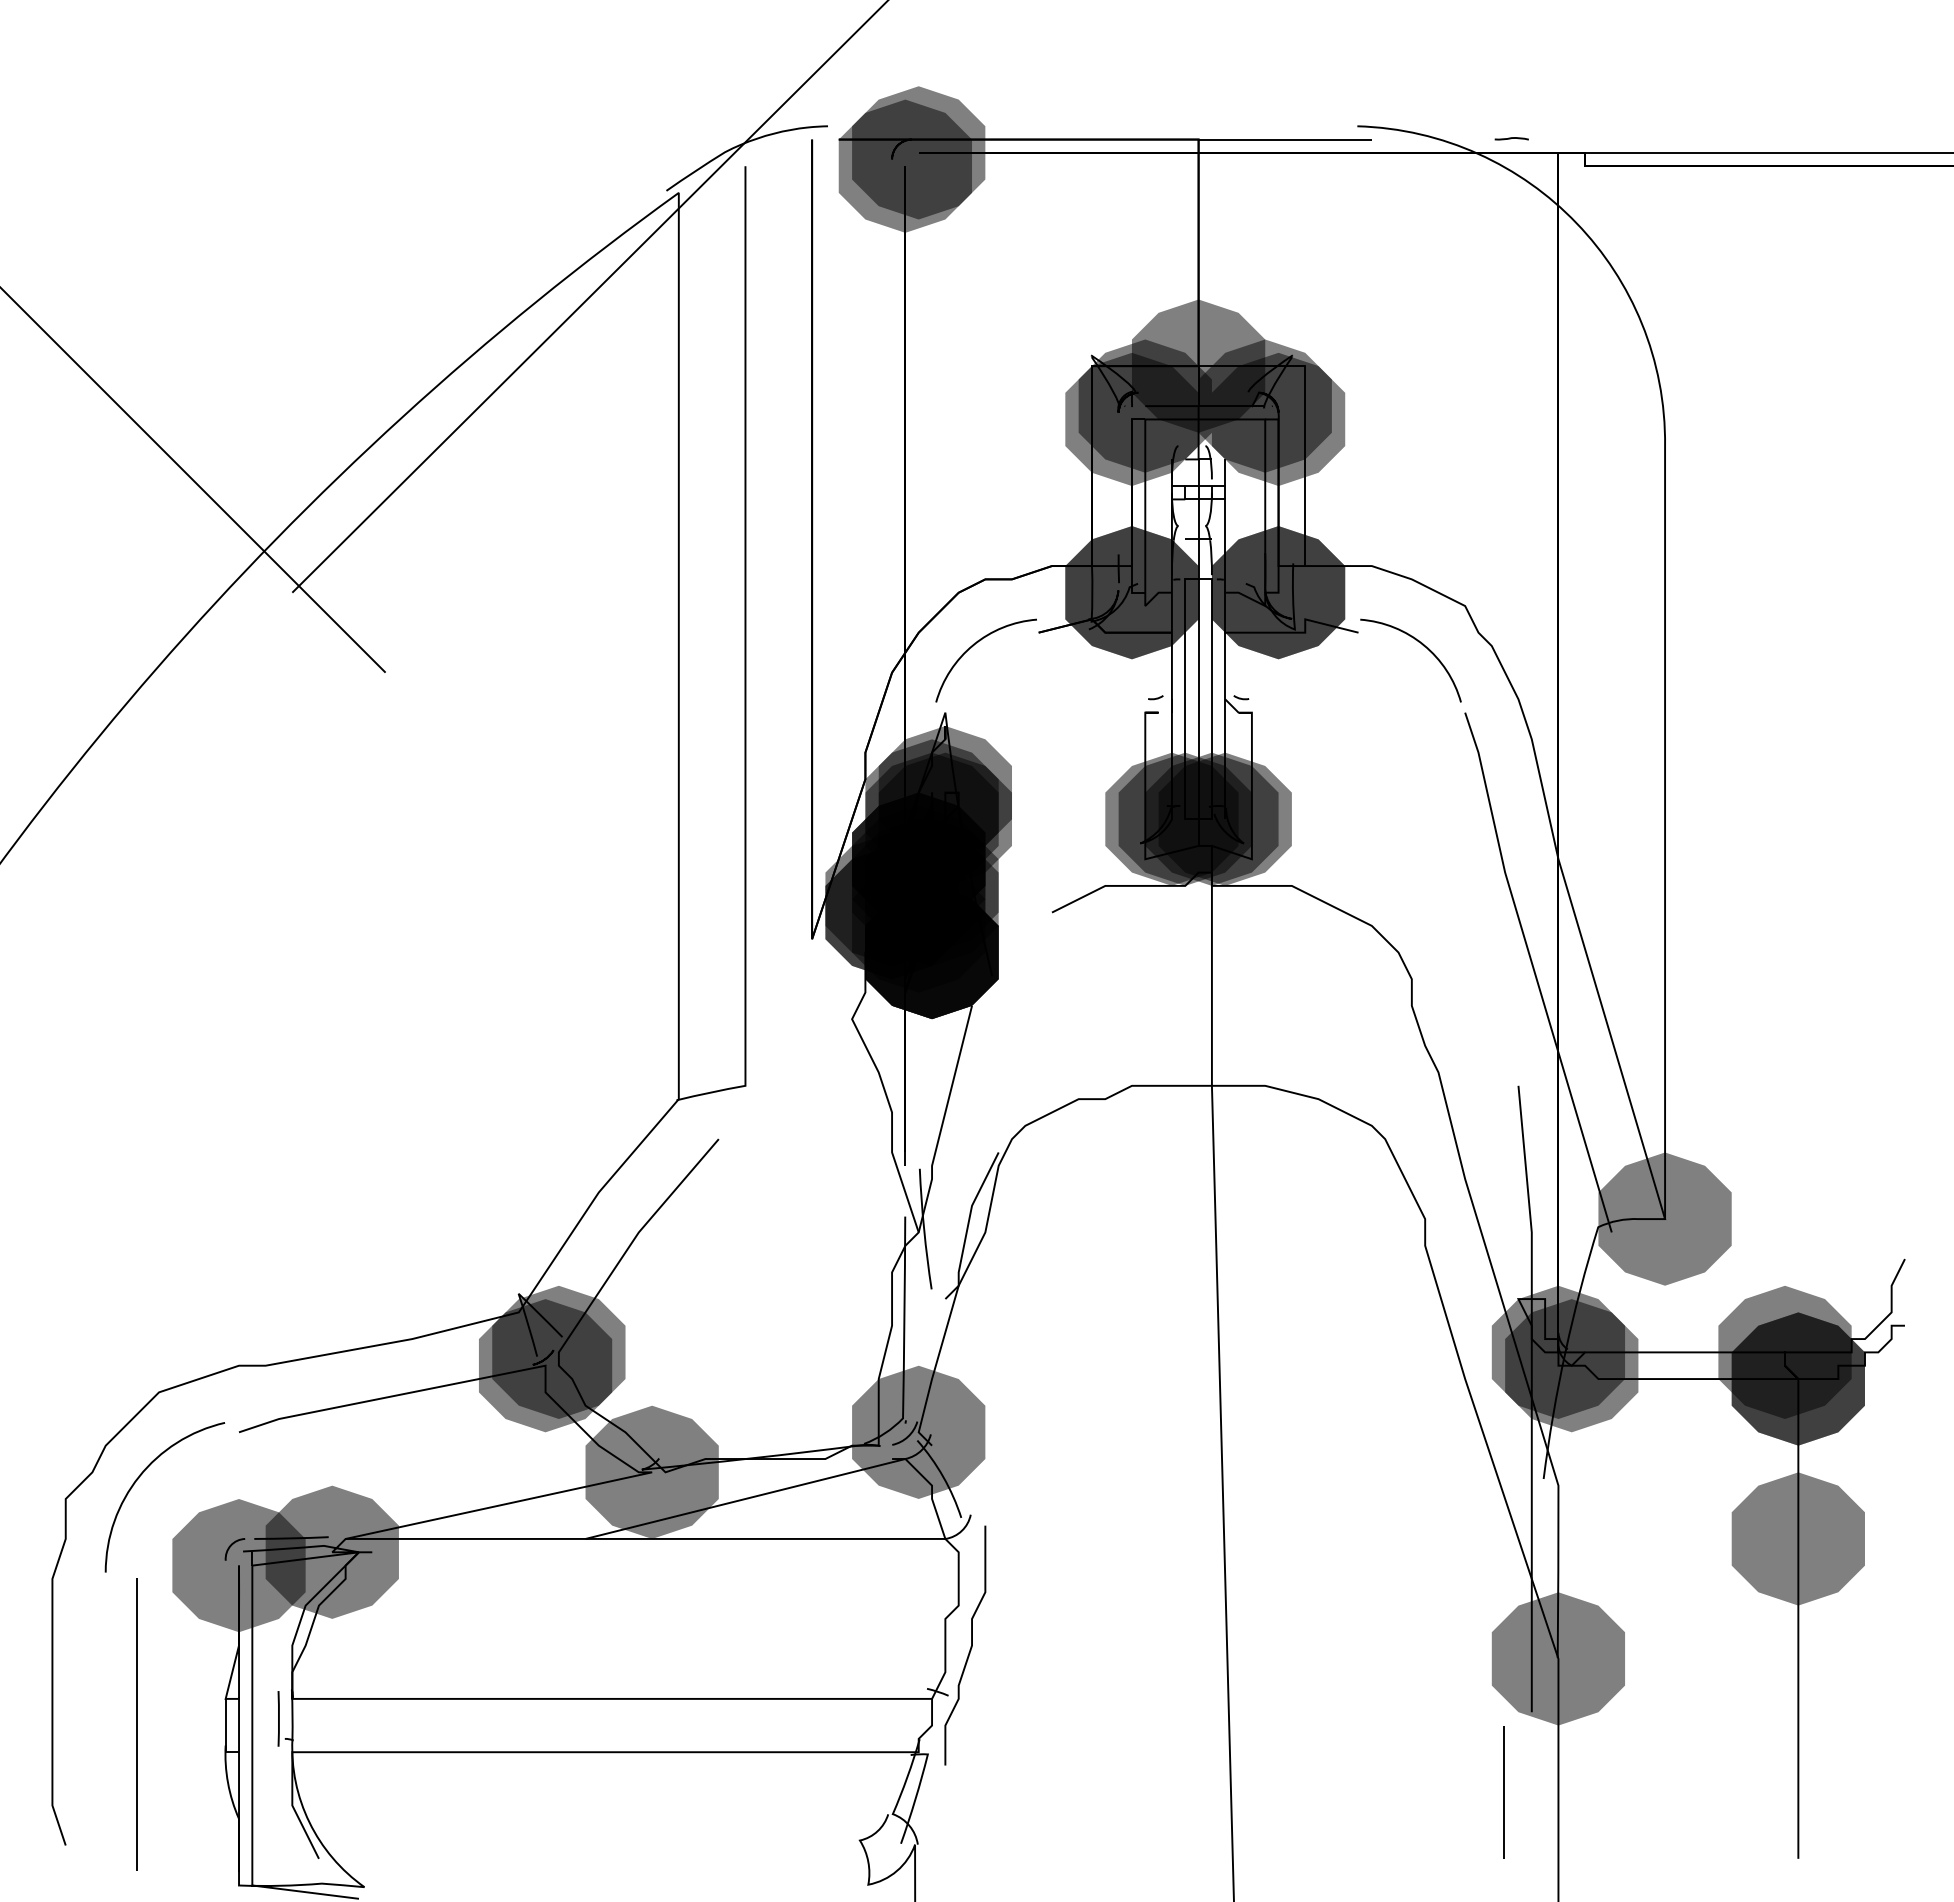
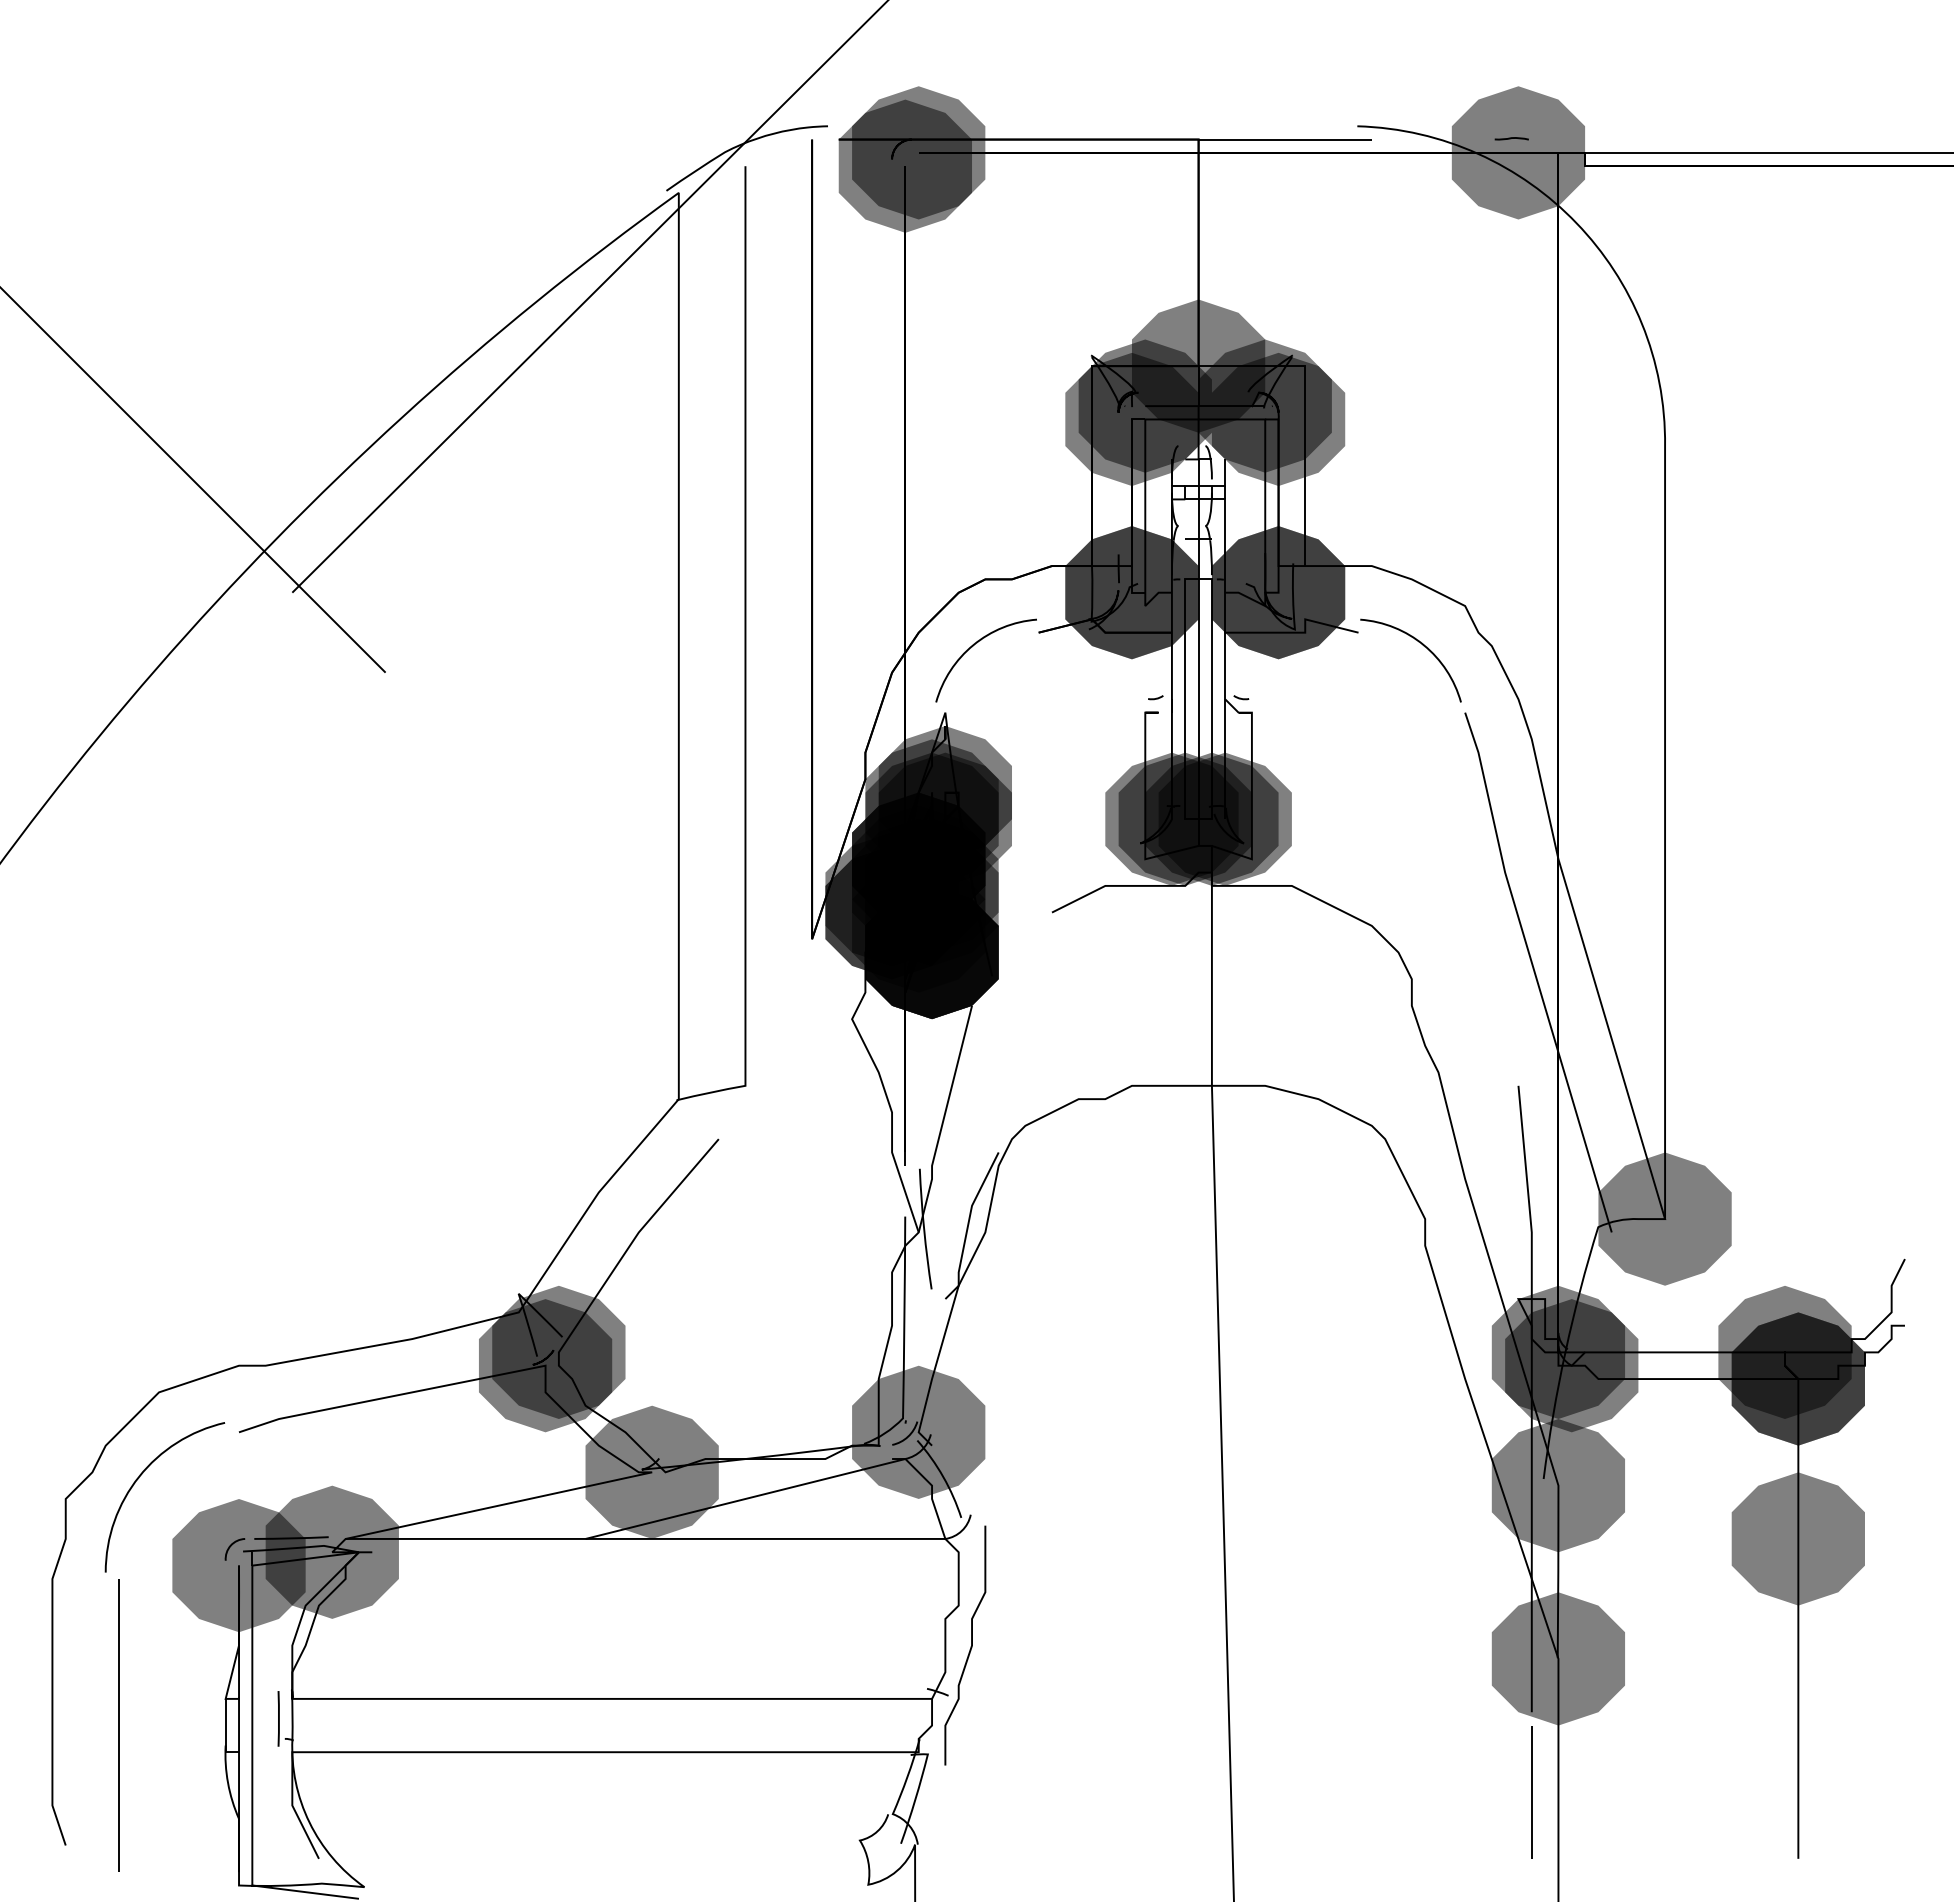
fill: none -> present (1518, 152)
fill: none -> present (1558, 1485)
line position: (136, 1724) -> (118, 1725) (118, 1725)
line position: (1503, 1792) -> (1531, 1792) (1531, 1792)
